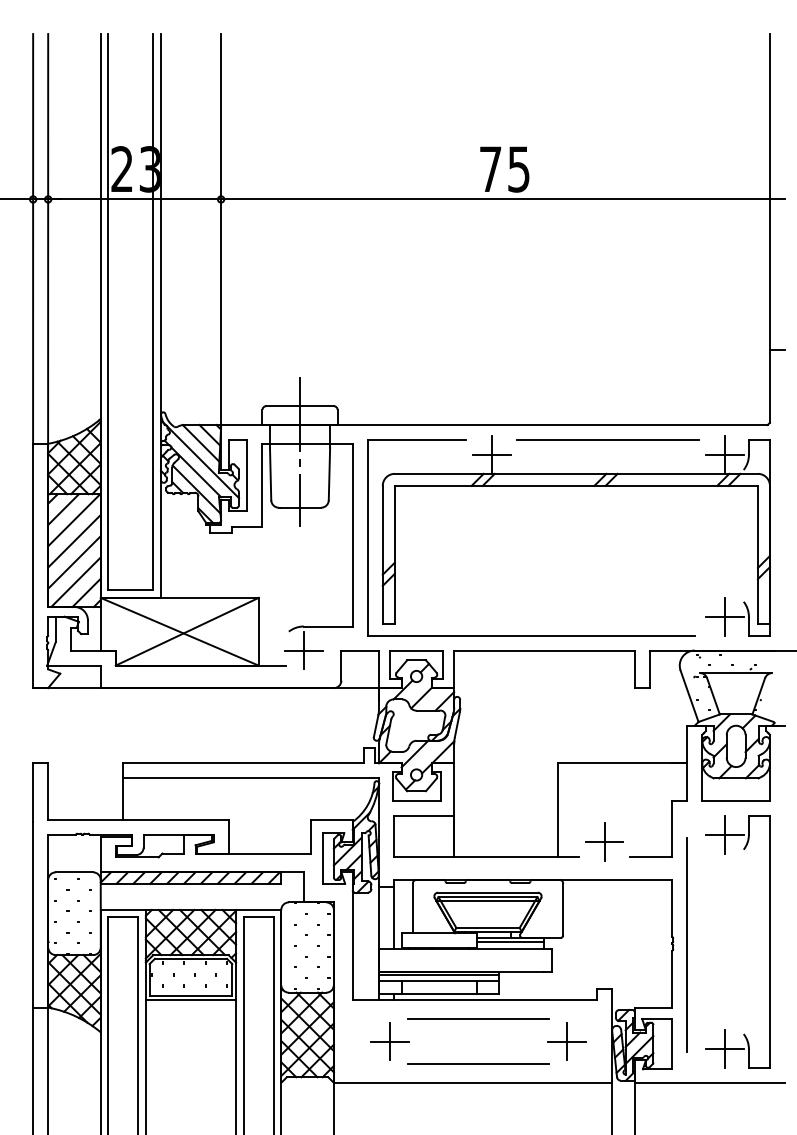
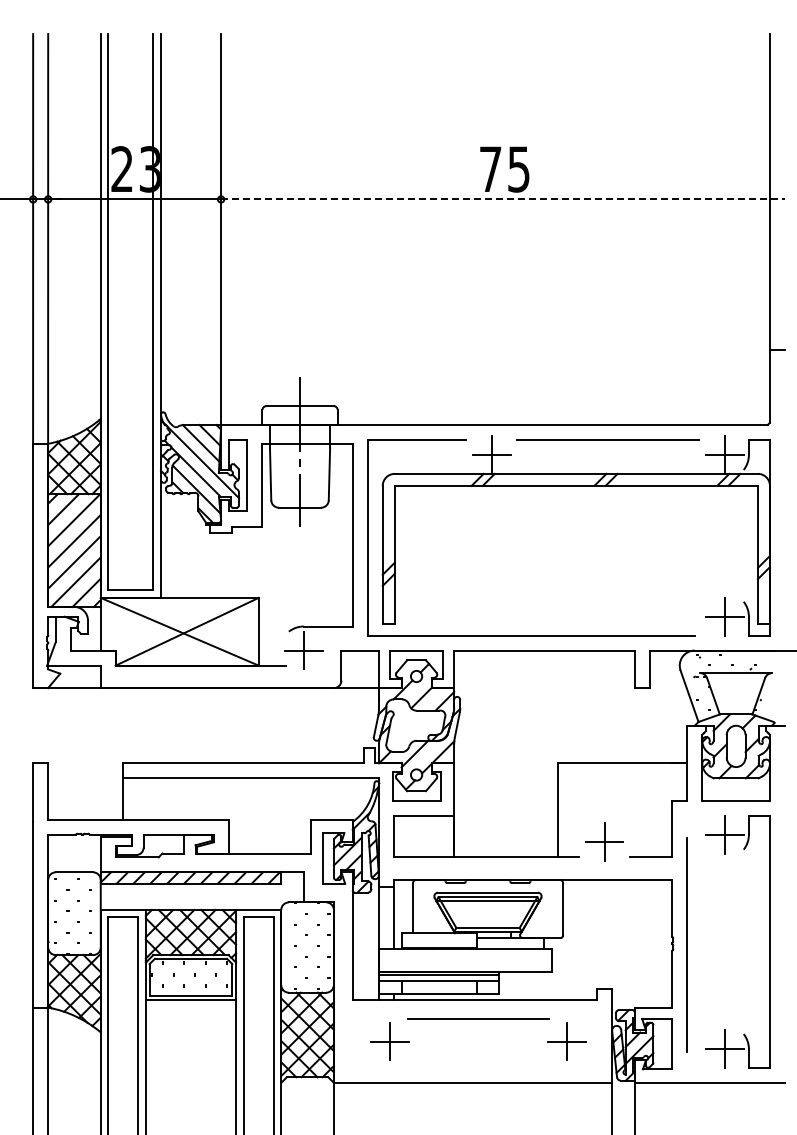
line: solid -> dashed (503, 199)
line: present -> none (510, 941)
line: present -> none (478, 1064)
